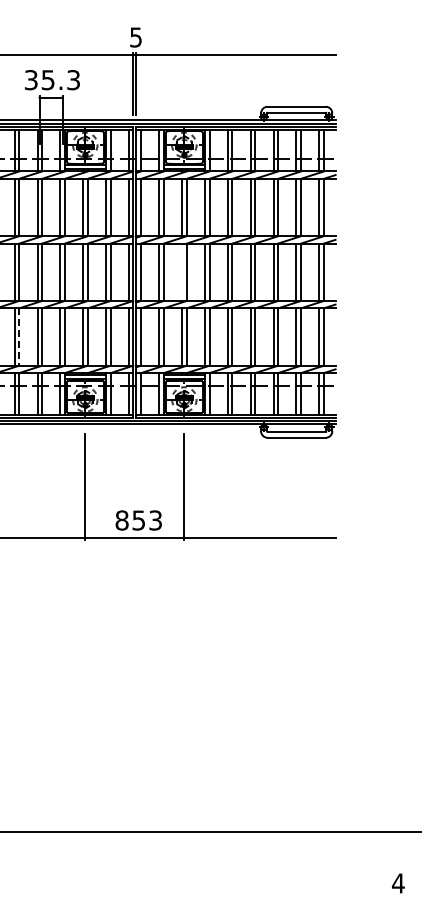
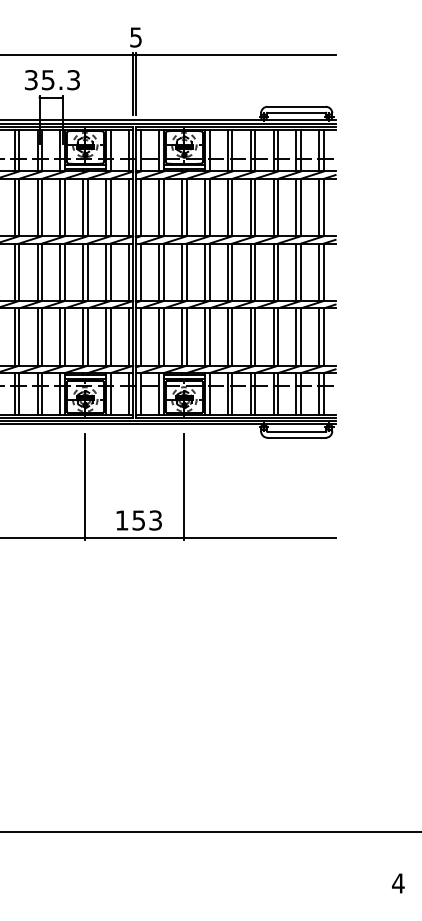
line: none -> present (182, 271)
line: dashed -> solid (19, 337)
text: 853 -> 153 (121, 520)
